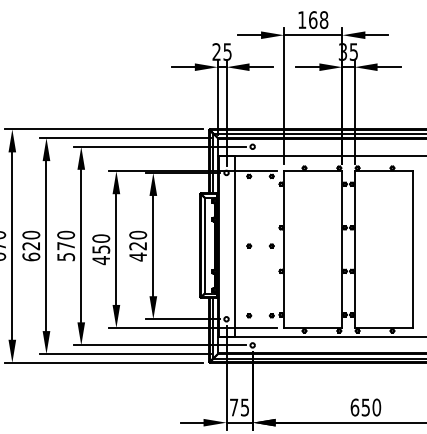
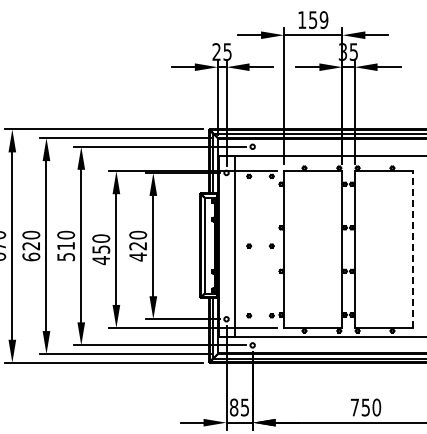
text: 168 -> 159 (318, 19)
text: 570 -> 510 (65, 246)
line: solid -> dashed (412, 249)
text: 75 -> 85 (233, 407)
text: 650 -> 750 (354, 407)
